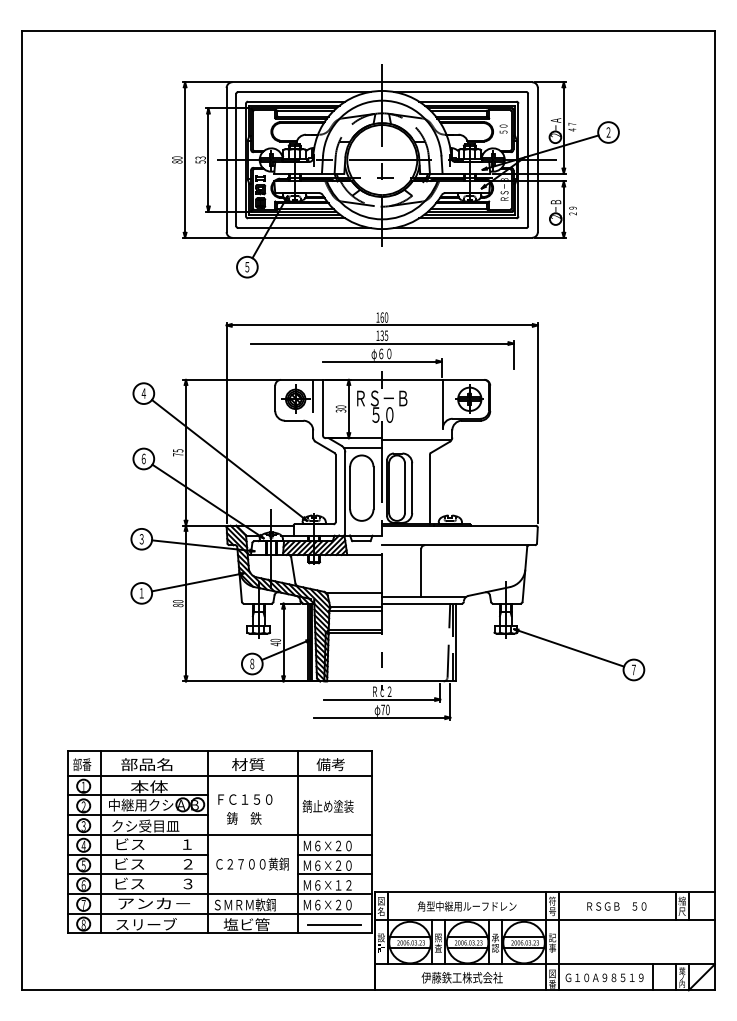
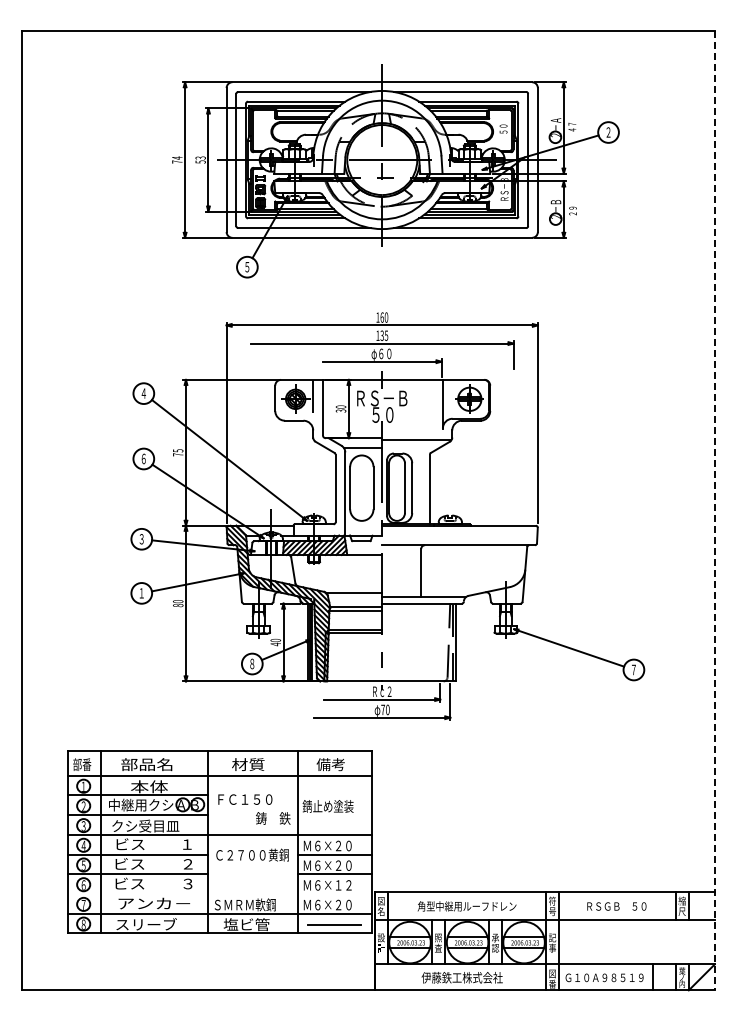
text: 80 -> 74 (177, 159)
line: solid -> dashed (714, 510)
text position: (244, 818) -> (273, 818) (273, 818)
text position: (252, 863) -> (252, 854) (252, 854)
line: present -> none (220, 893)
